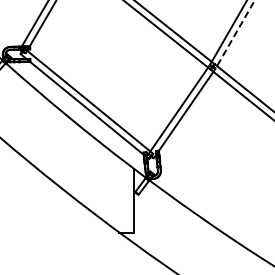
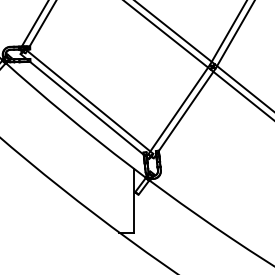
line: dashed -> solid (235, 34)
